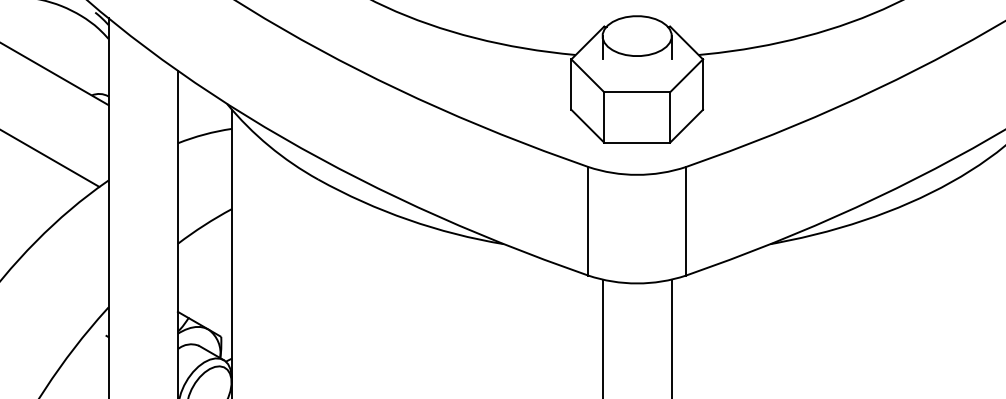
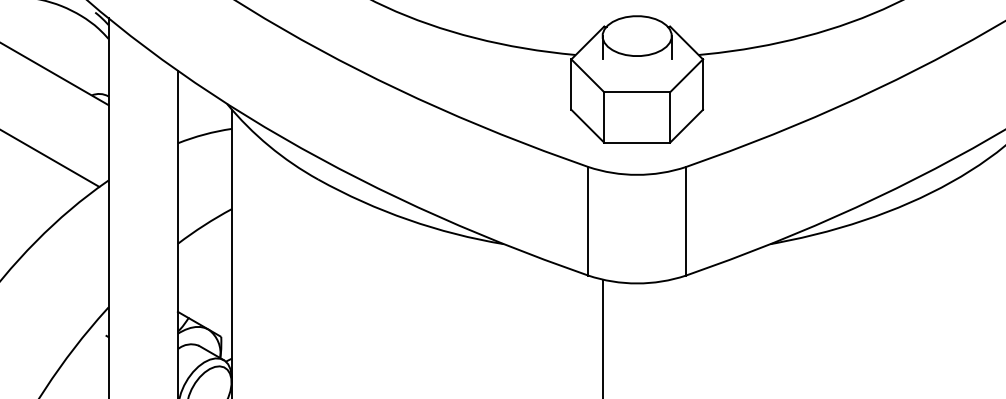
line: present -> none (671, 337)
